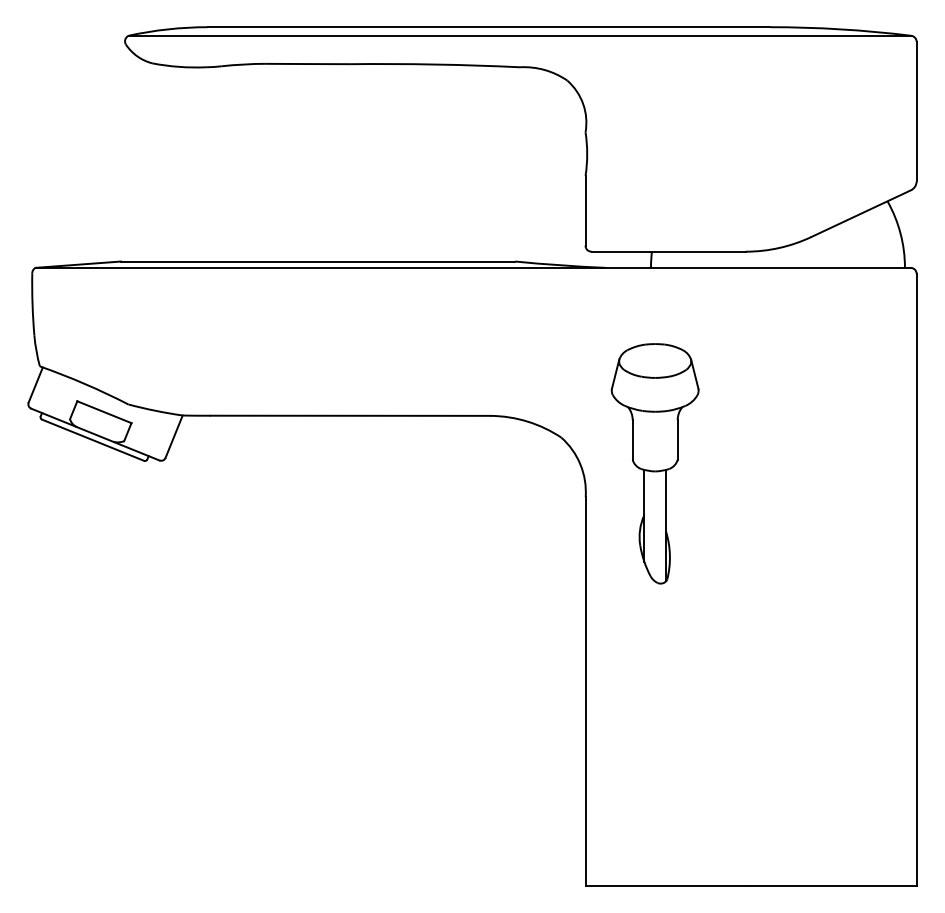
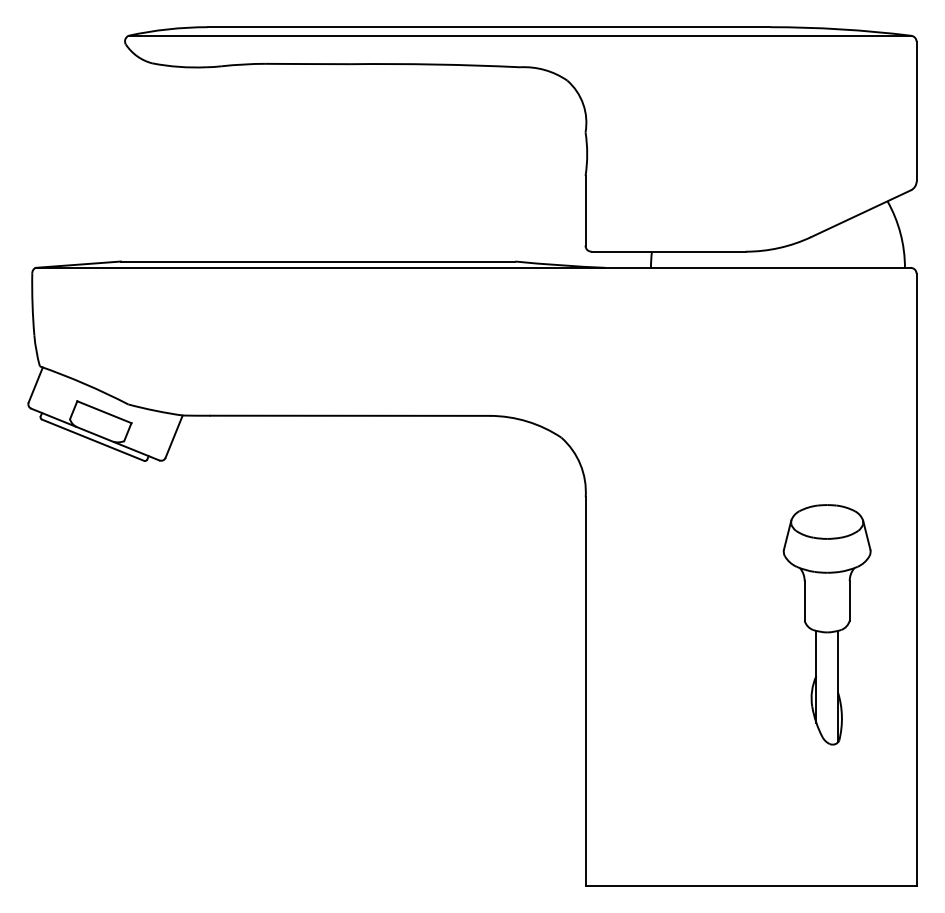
part position: (654, 463) -> (826, 624) (826, 624)
